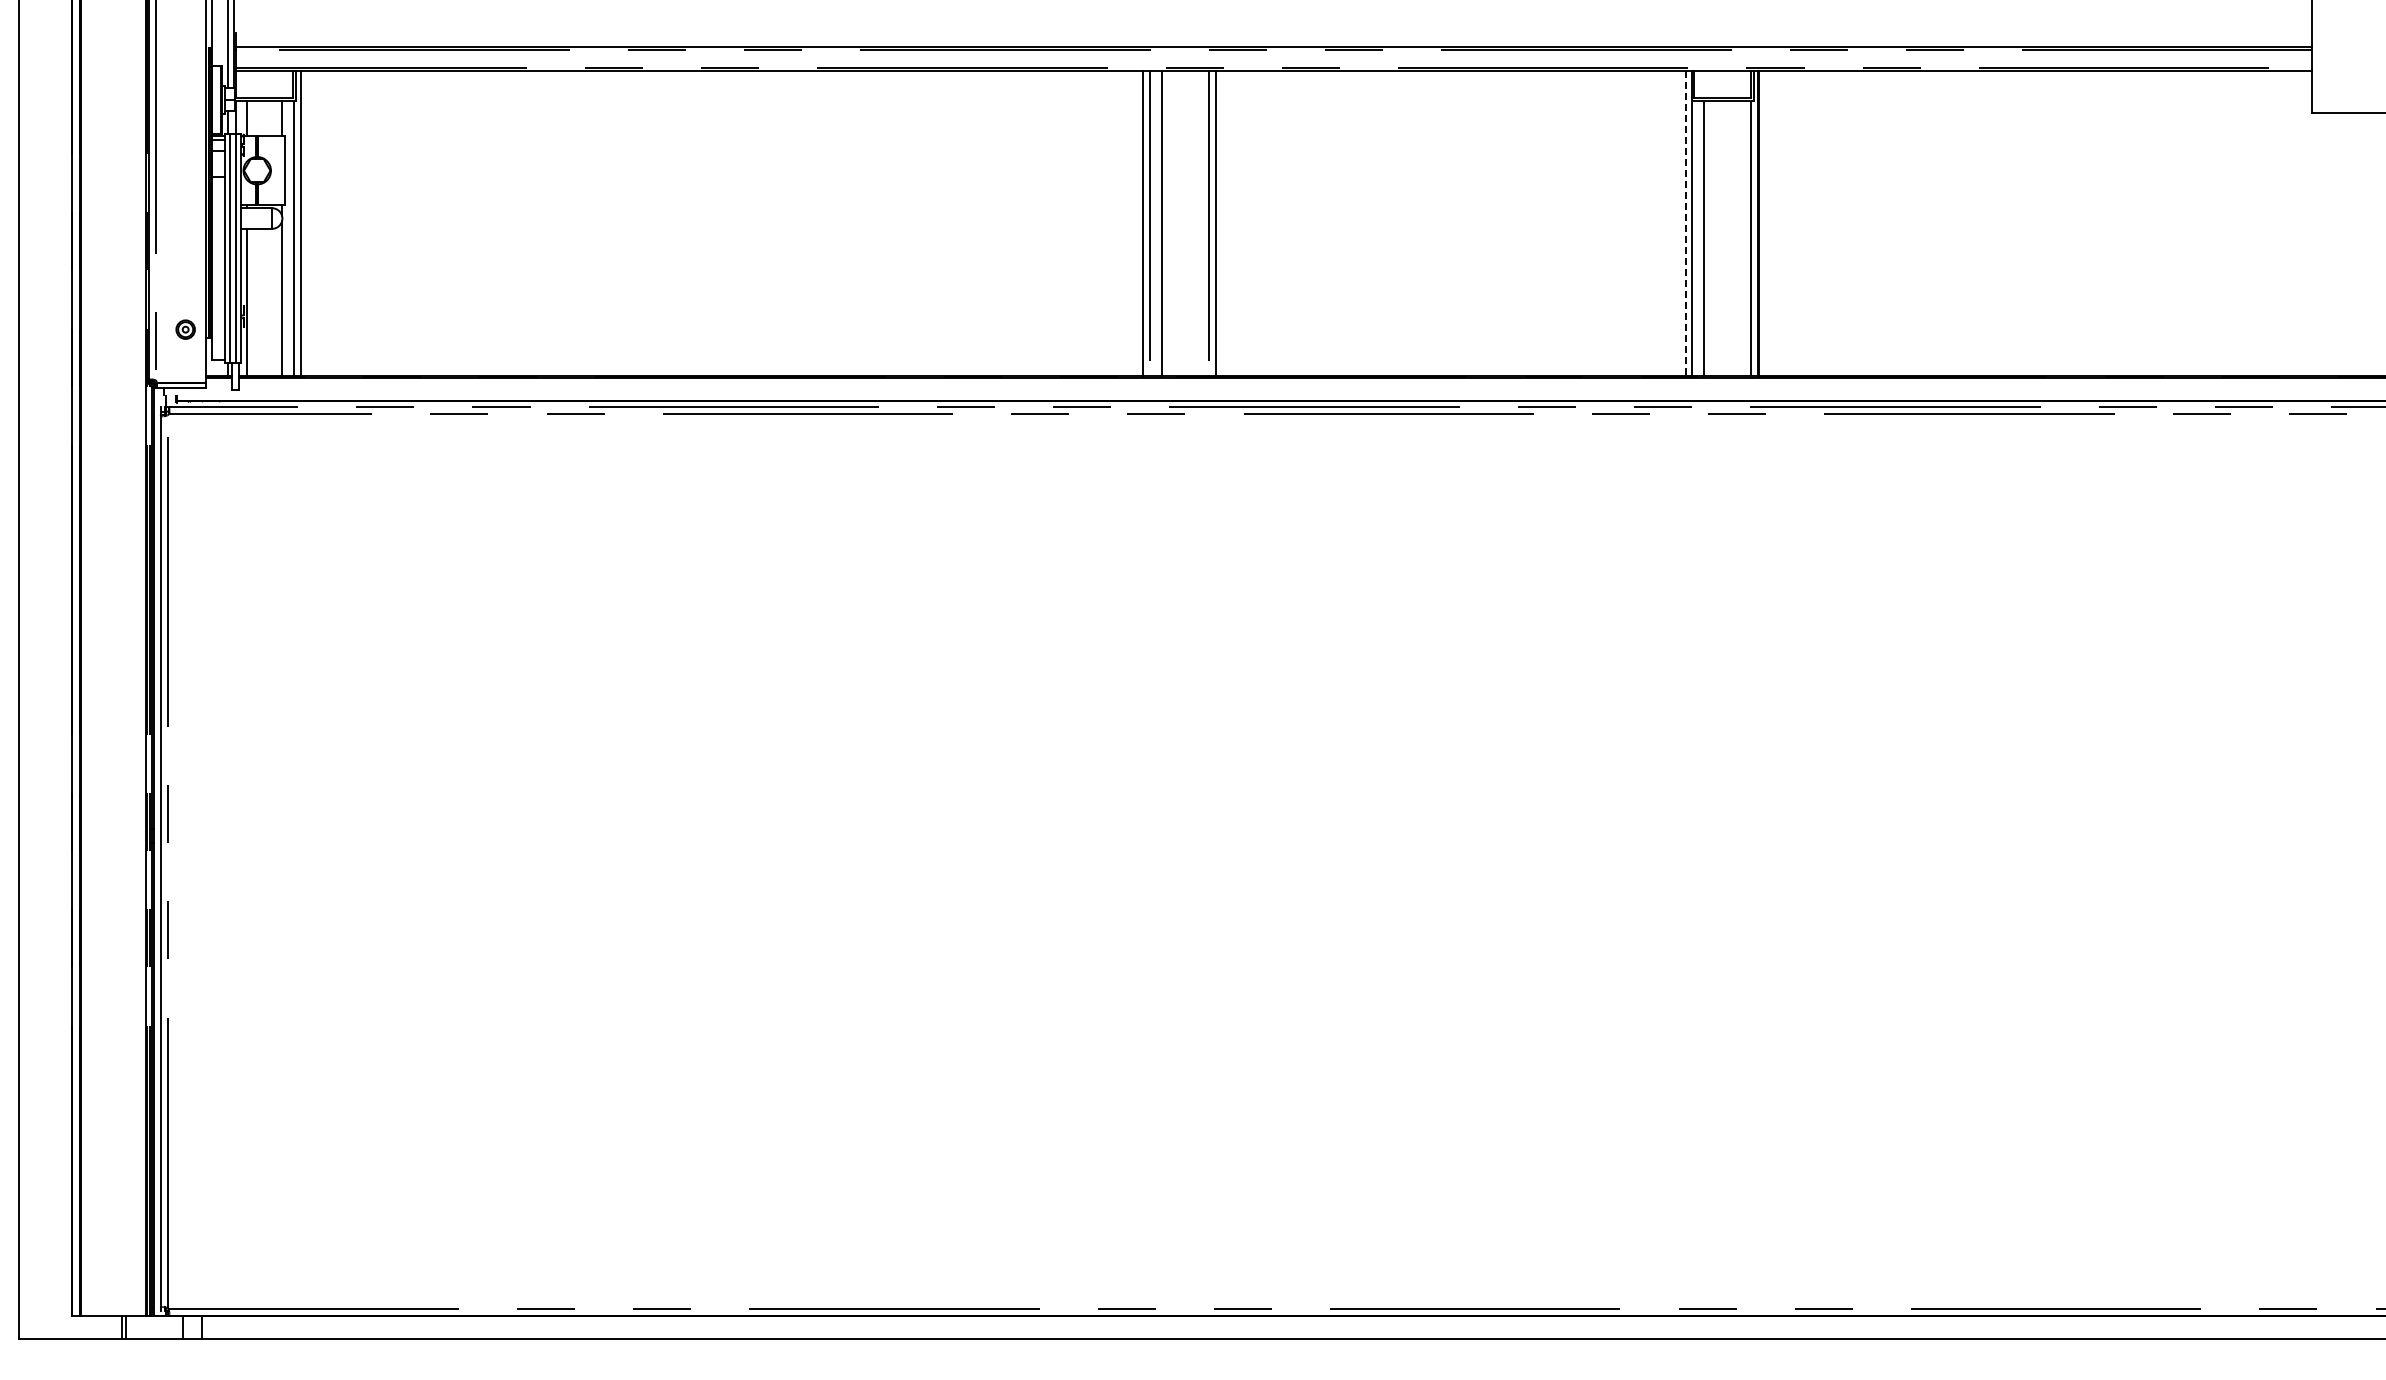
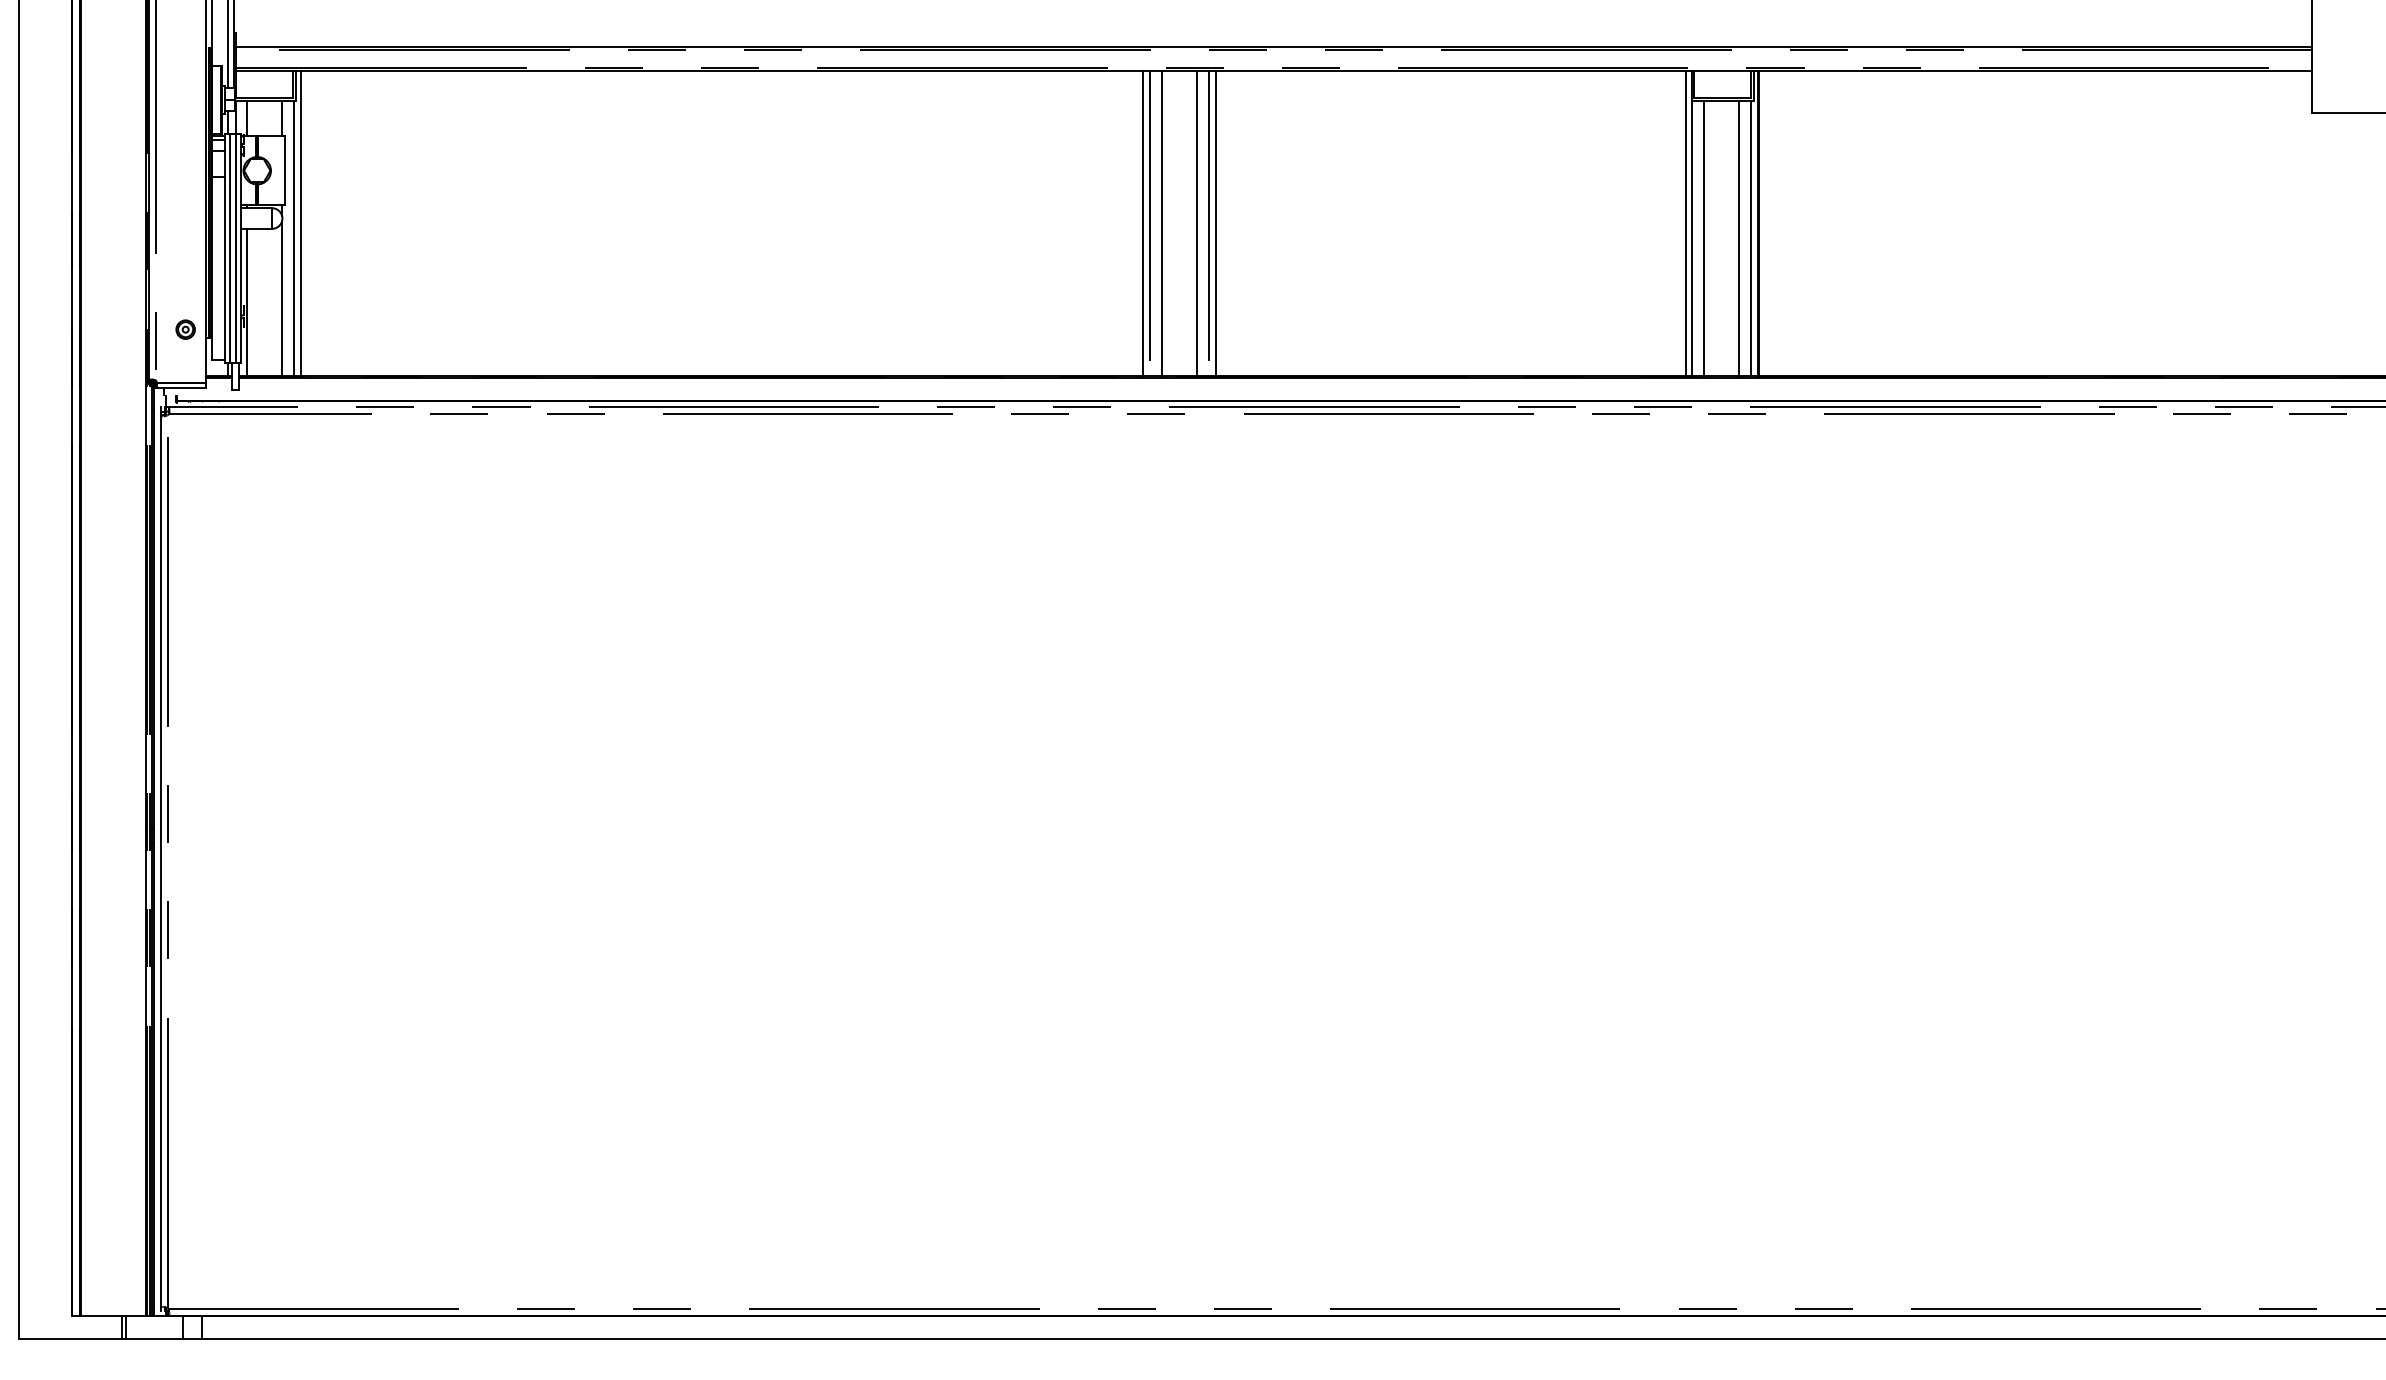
line: none -> present (1196, 222)
line: dashed -> solid (1686, 223)
line: none -> present (1738, 237)
